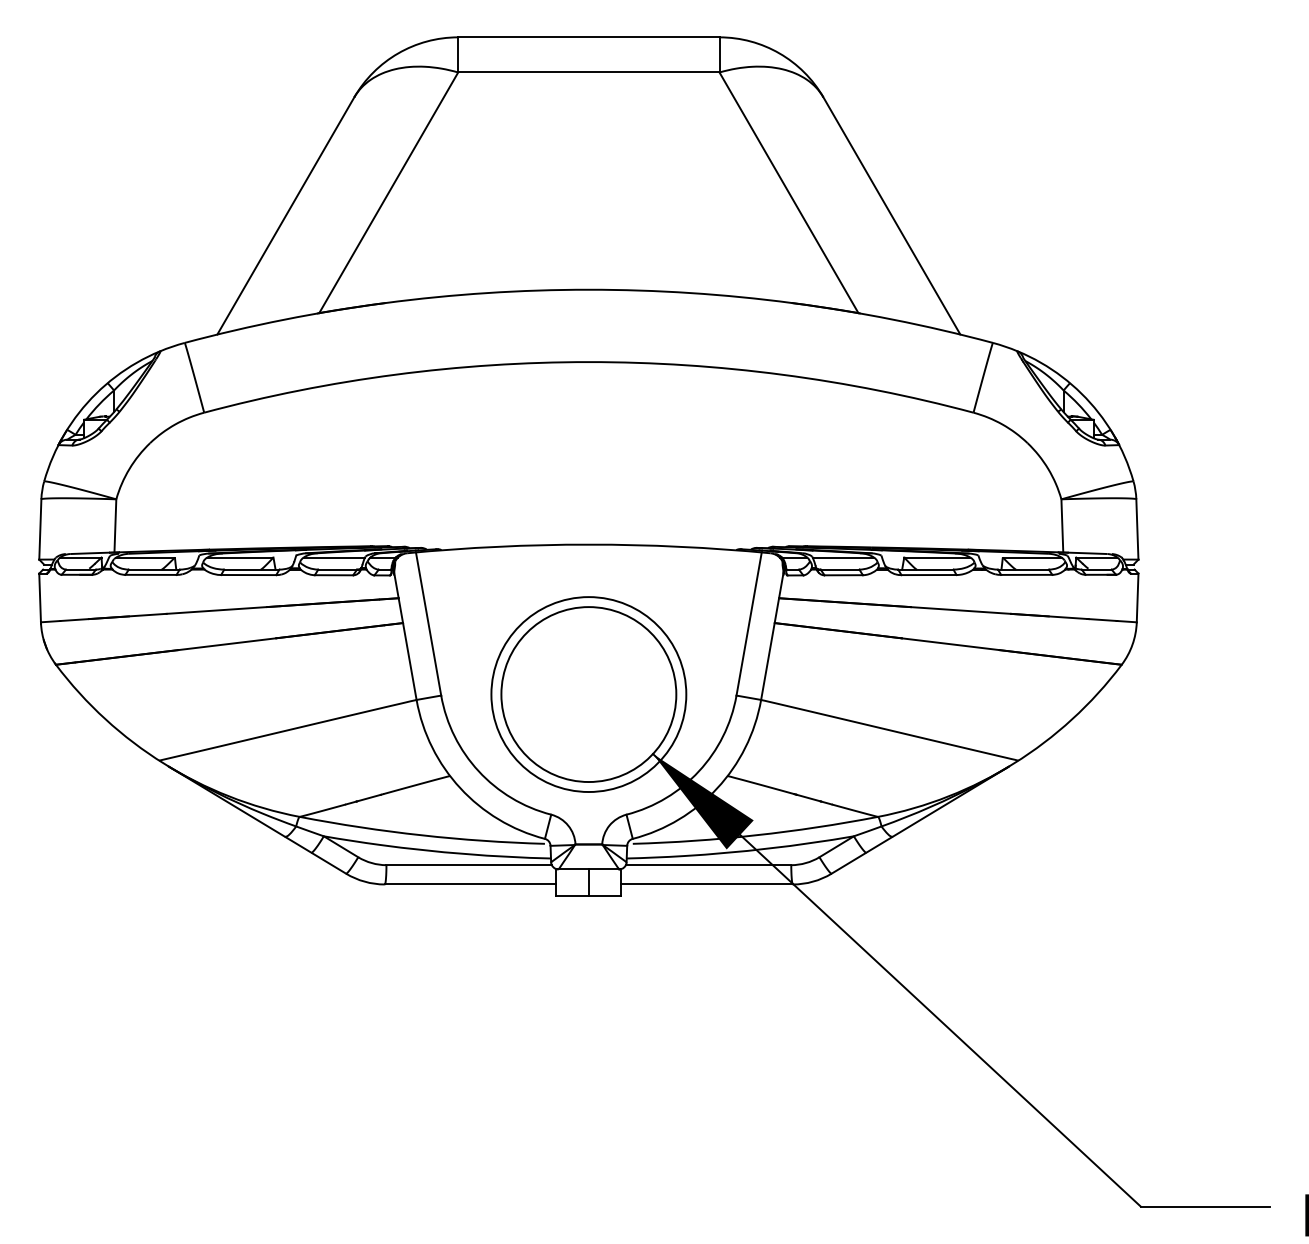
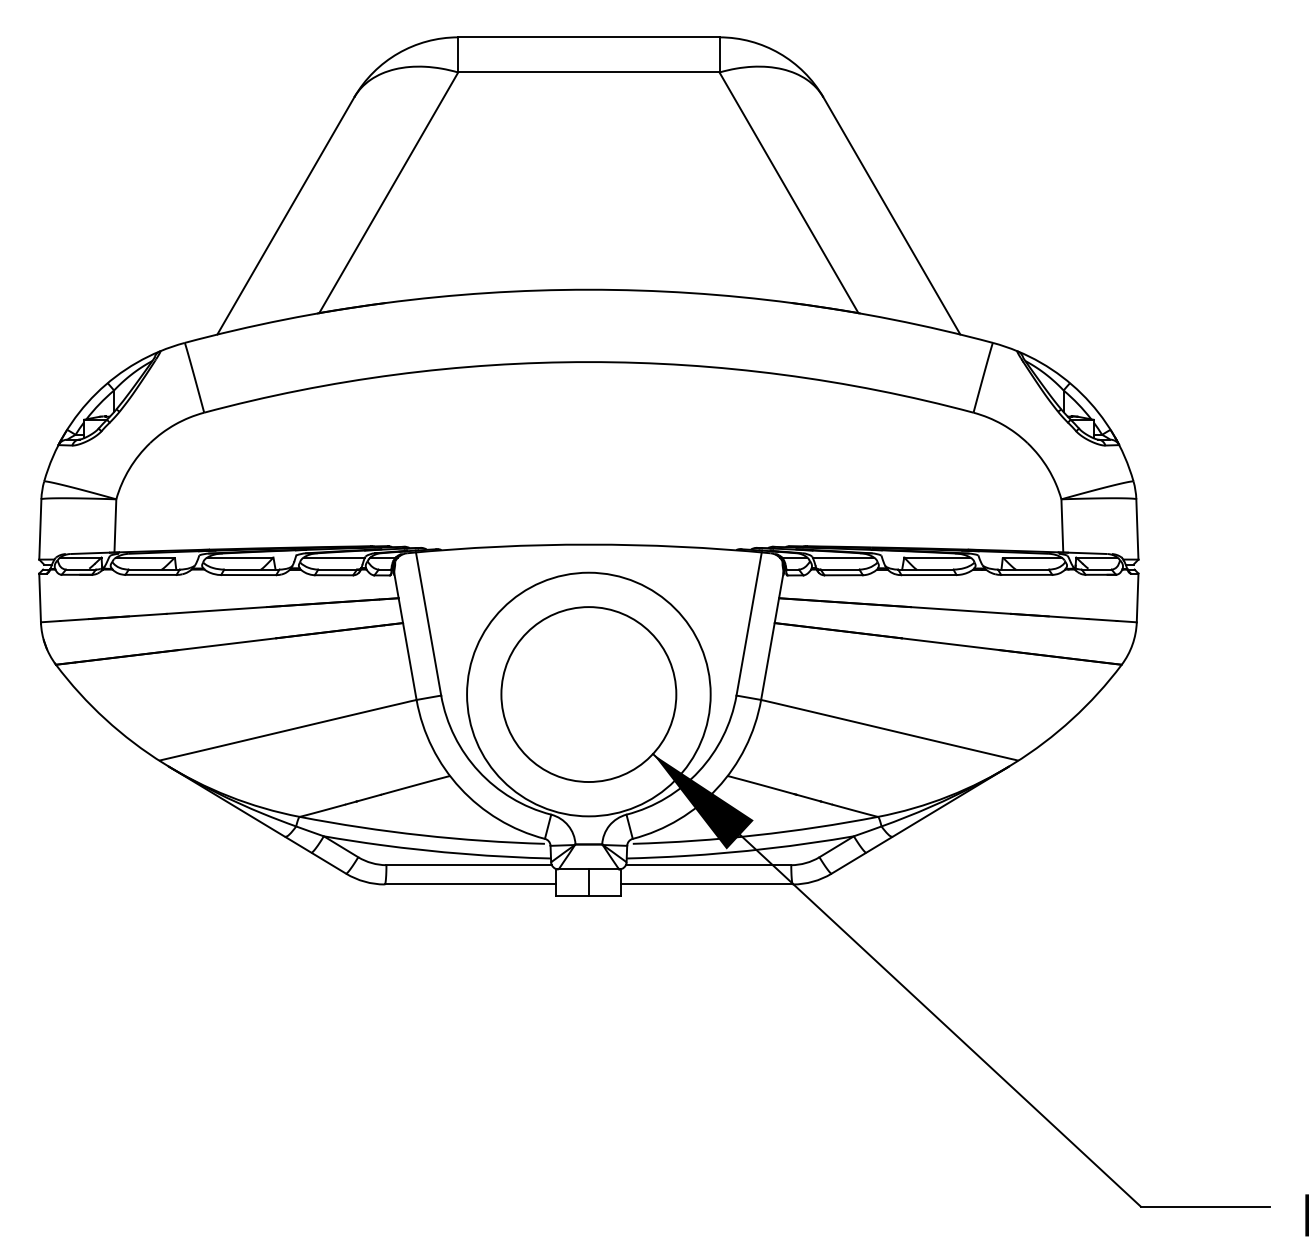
circle diameter: 195 px -> 244 px (588, 694)
